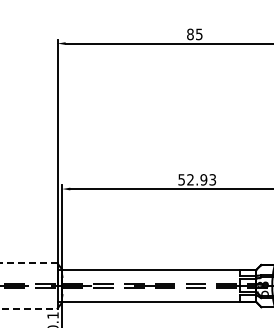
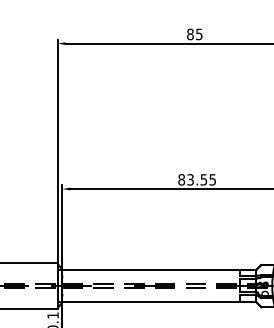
text: 52.93 -> 83.55 (197, 179)
line: dashed -> solid (28, 263)
line: dashed -> solid (29, 308)
